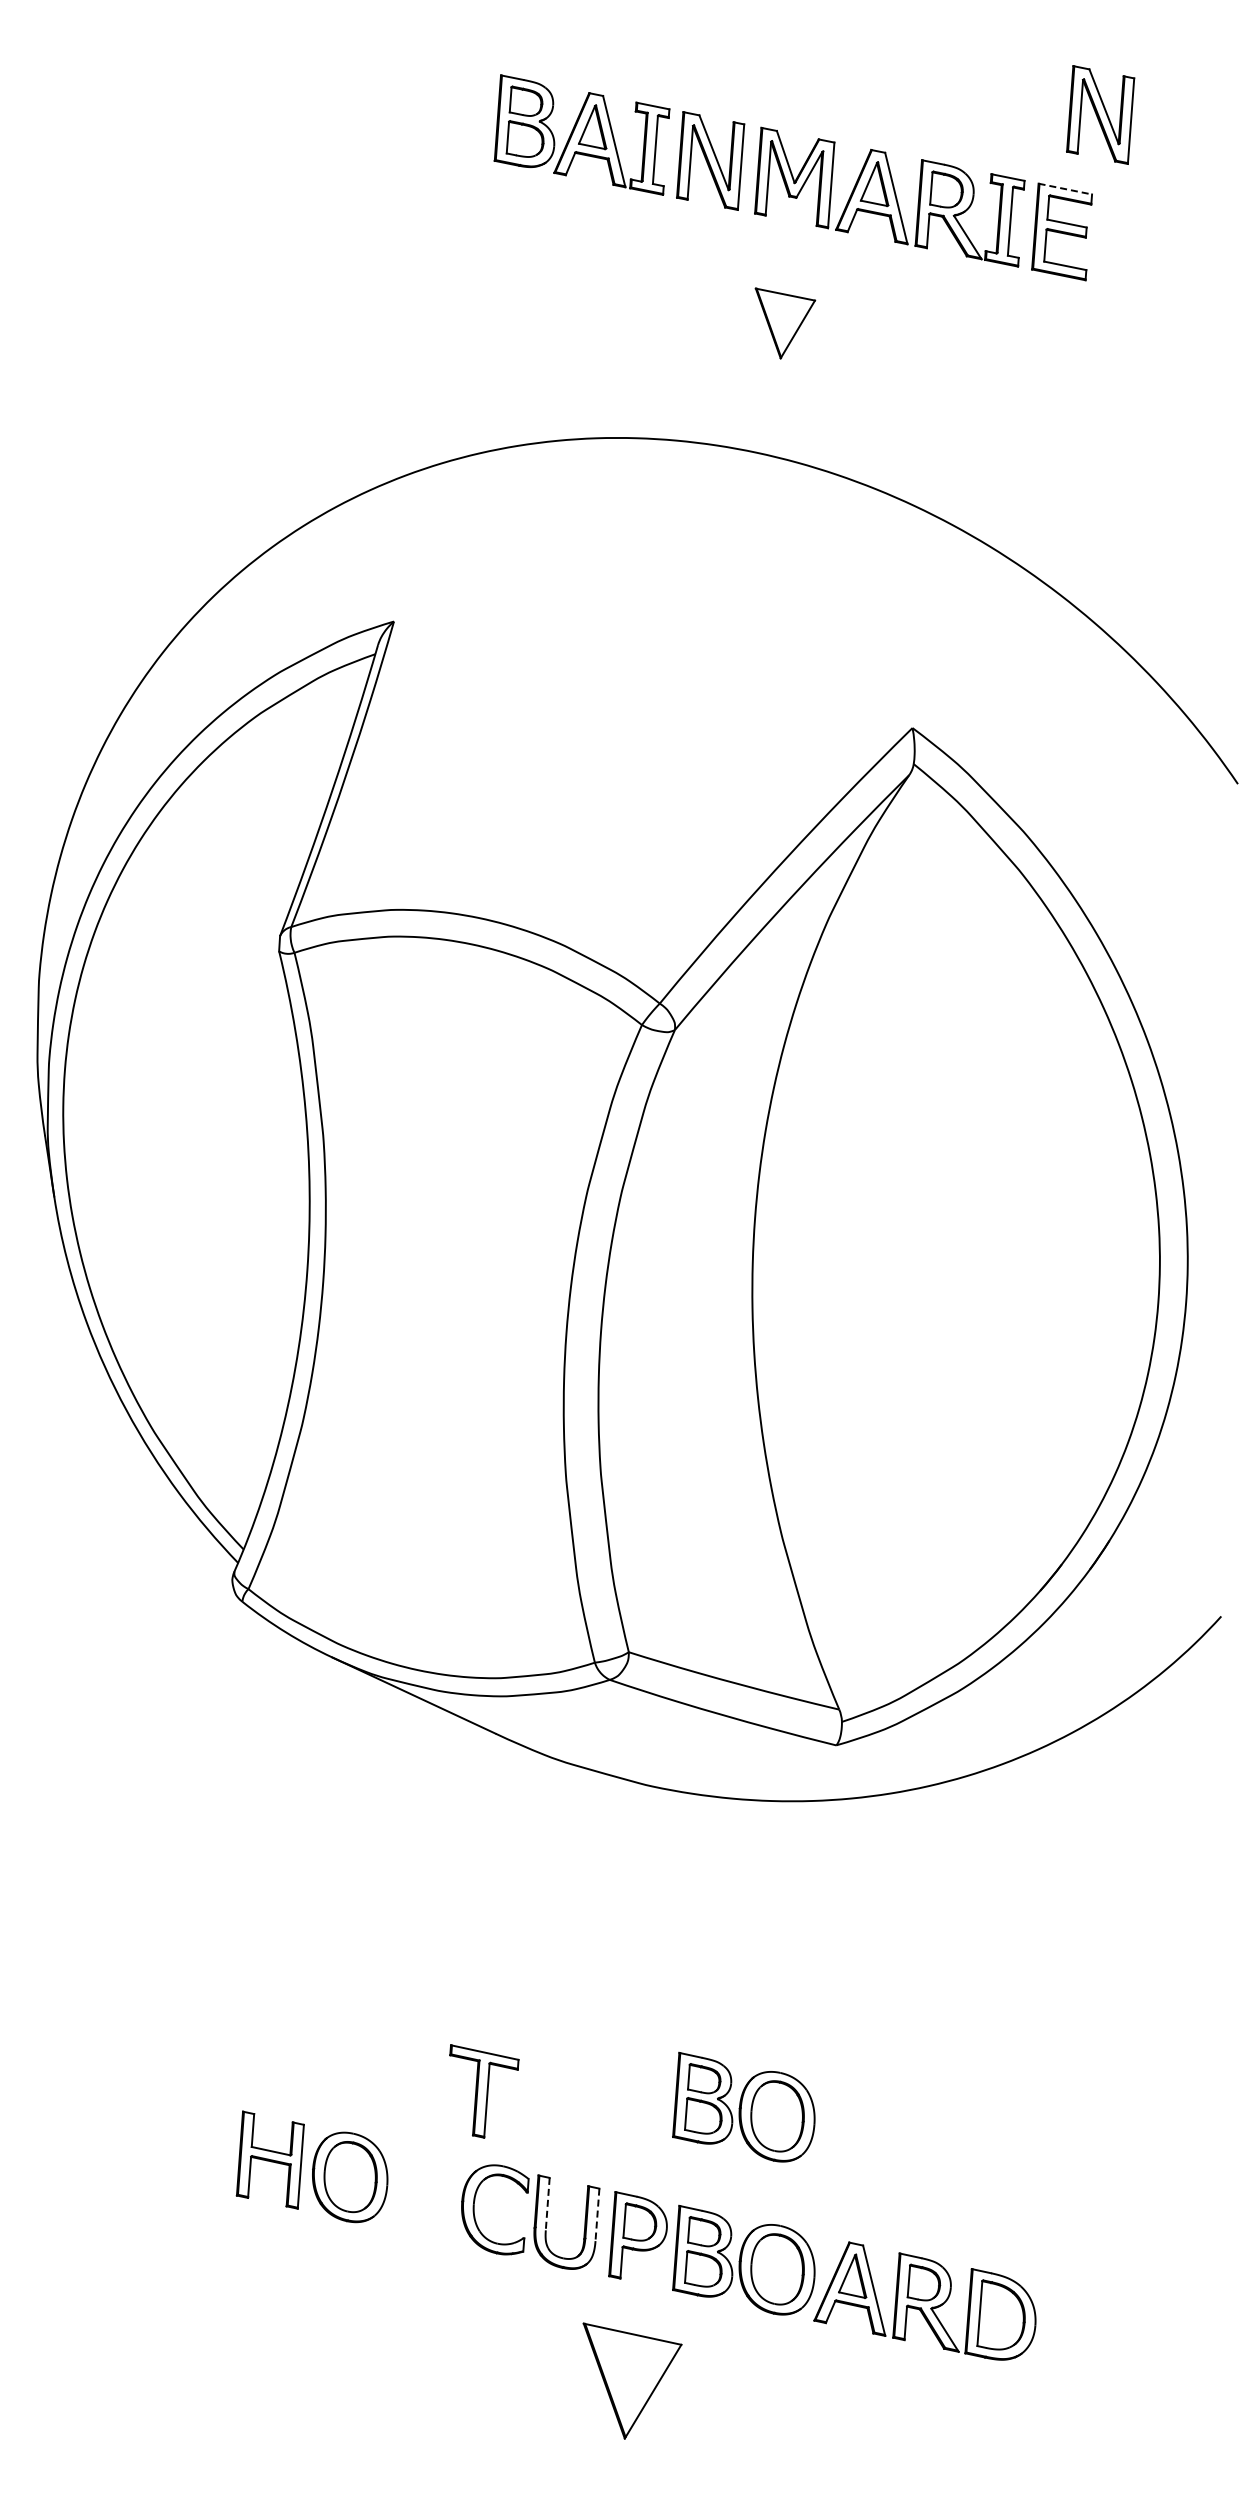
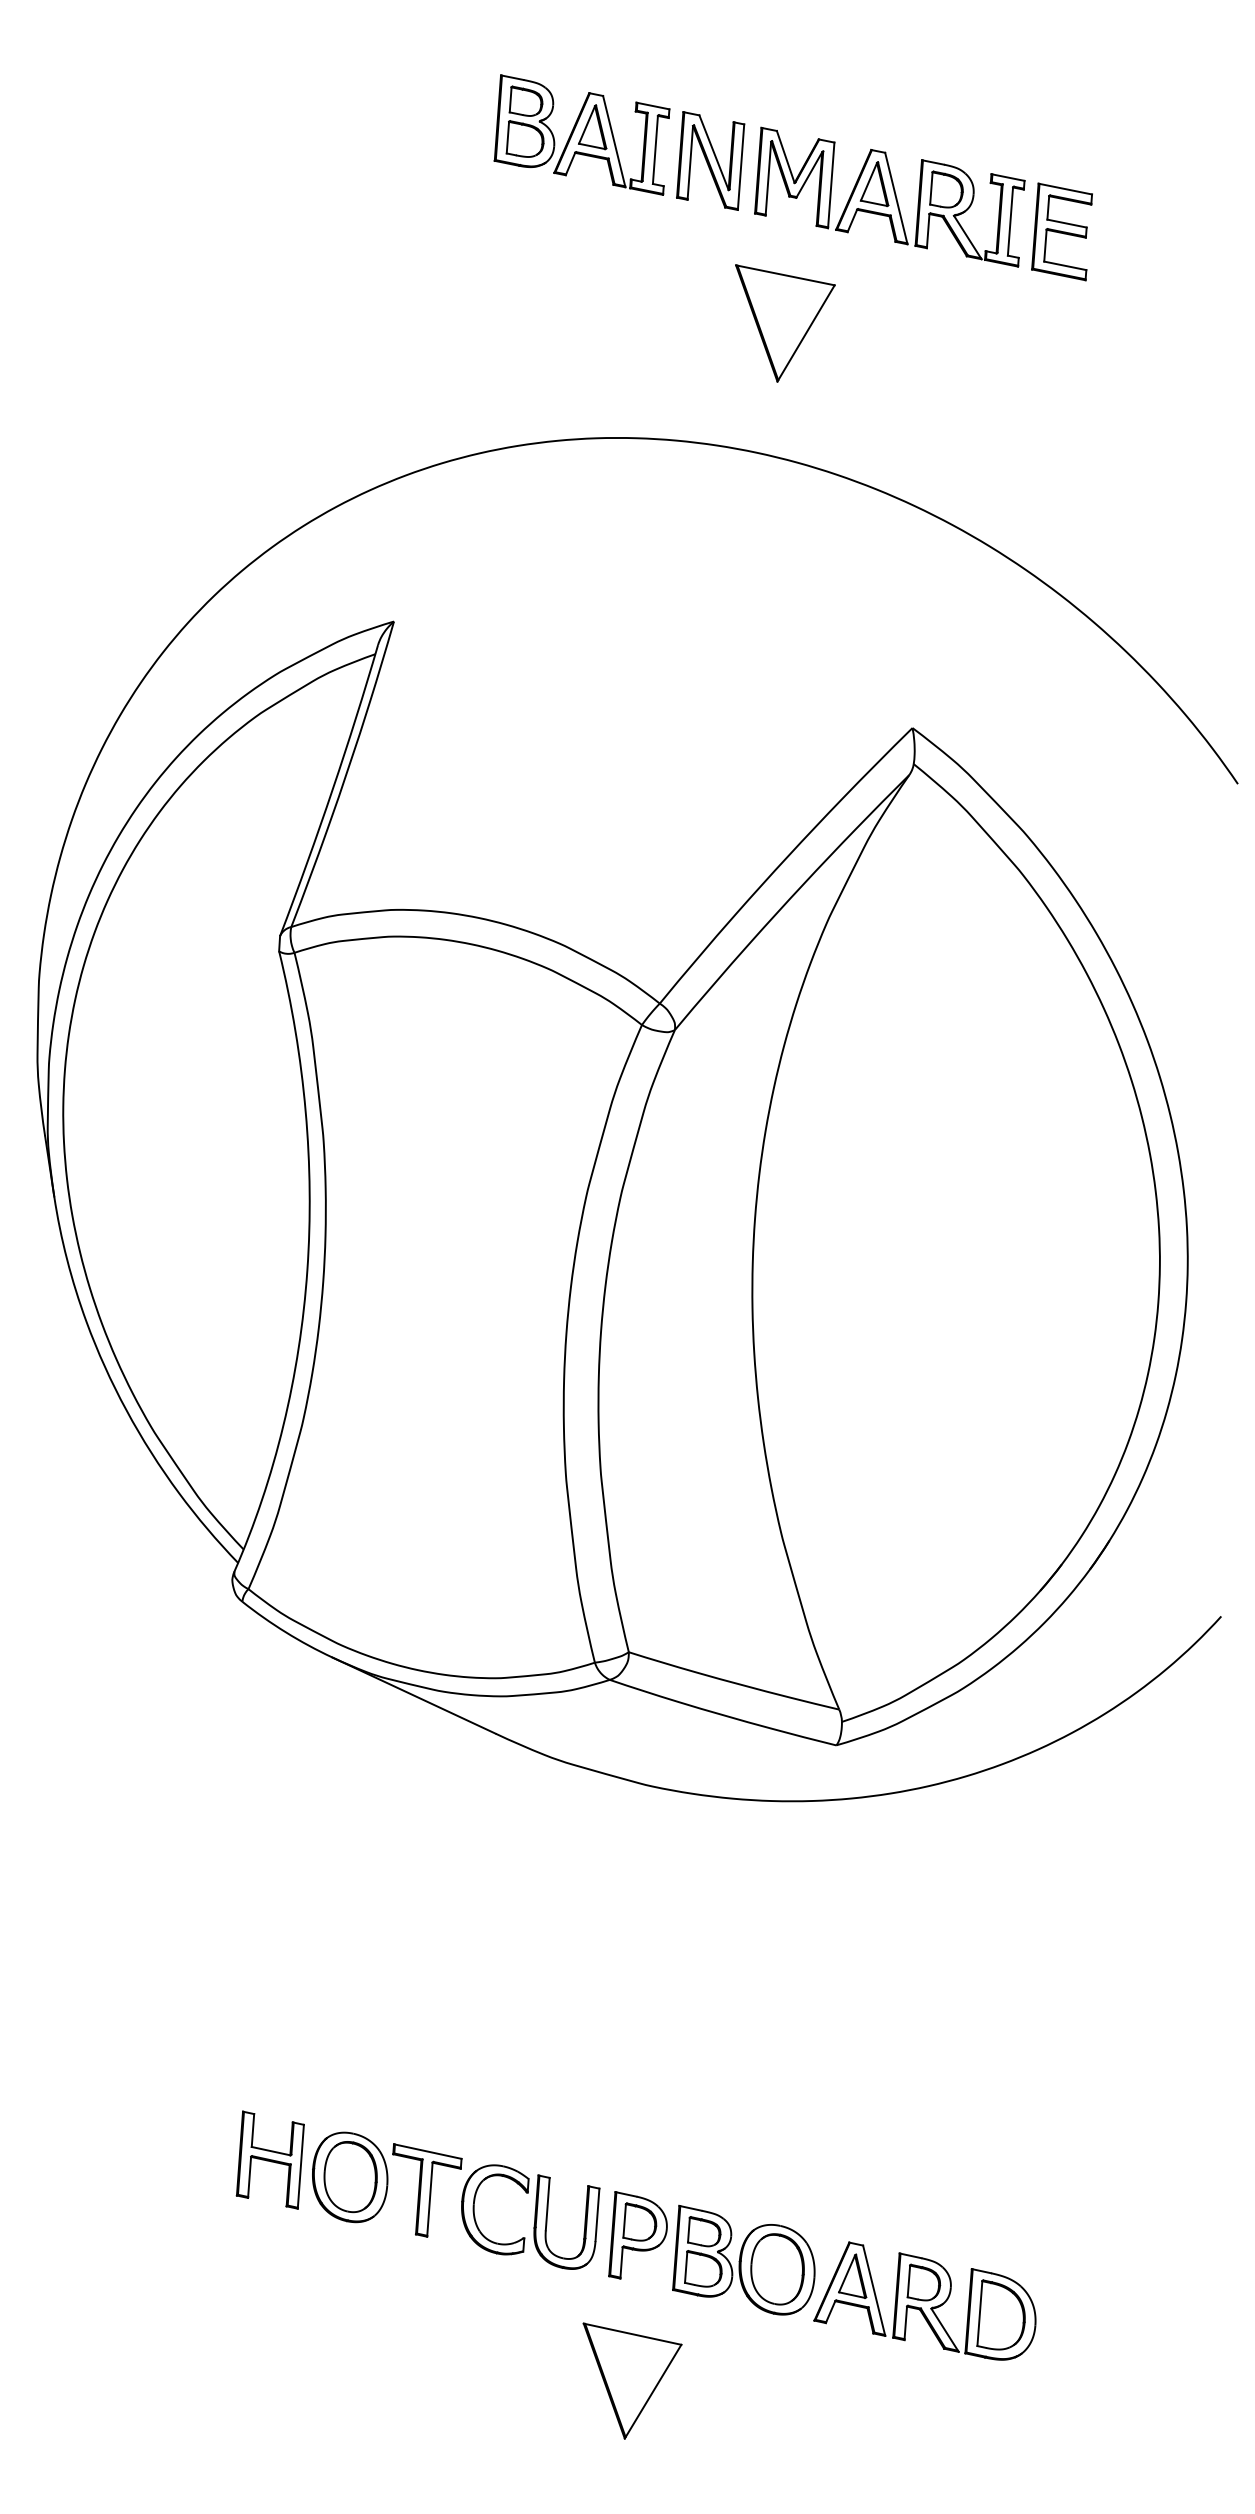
part: present -> none (1100, 114)
line: dashed -> solid (1065, 189)
part size: 63x73 px -> 101x119 px (785, 323)
part position: (484, 2091) -> (427, 2190) (427, 2190)
part: present -> none (743, 2106)
line: dashed -> solid (547, 2204)
line: dashed -> solid (597, 2215)
